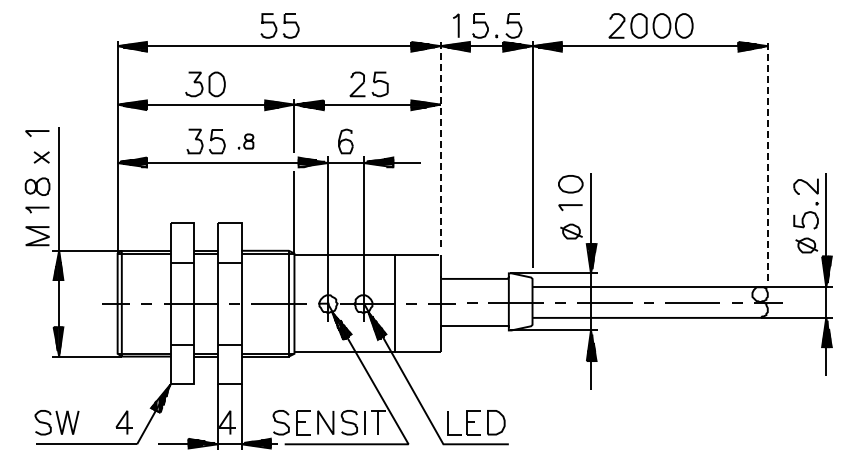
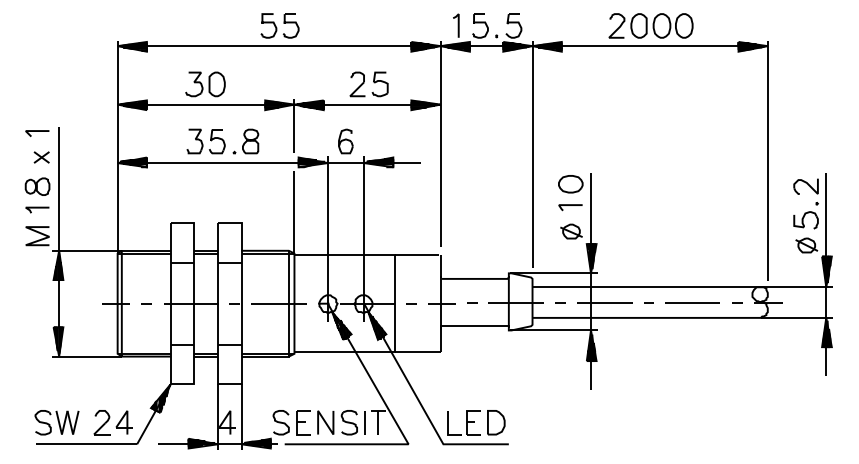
part size: 18x17 px -> 28x27 px (245, 141)
line: dashed -> solid (440, 143)
line: dashed -> solid (767, 160)
part: none -> present (101, 422)
